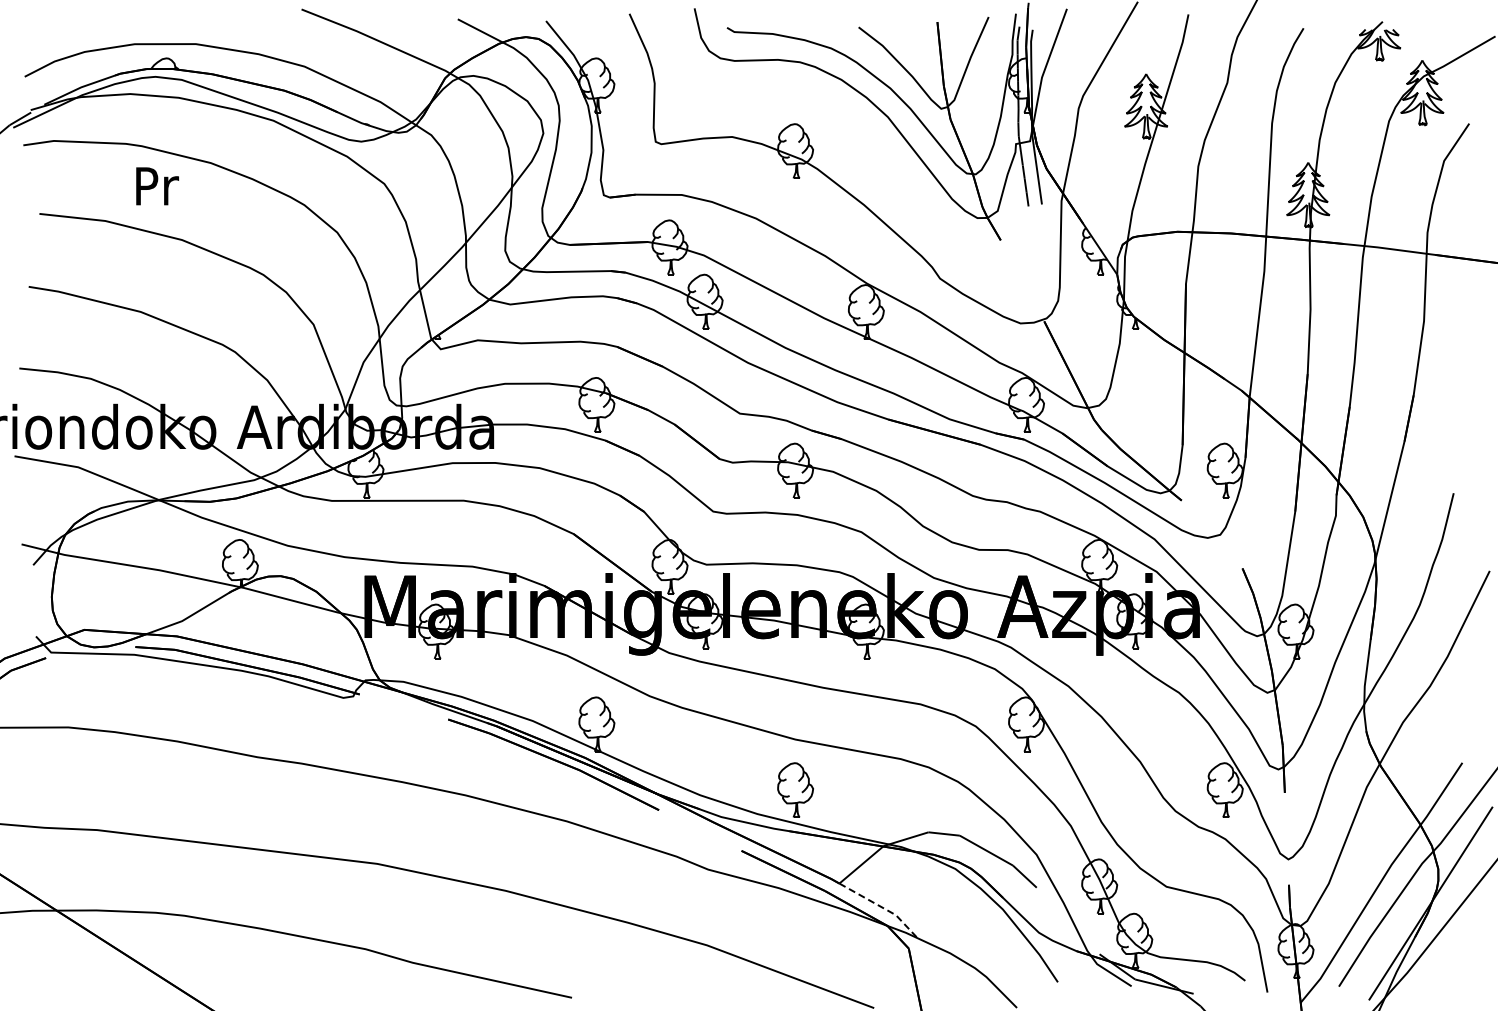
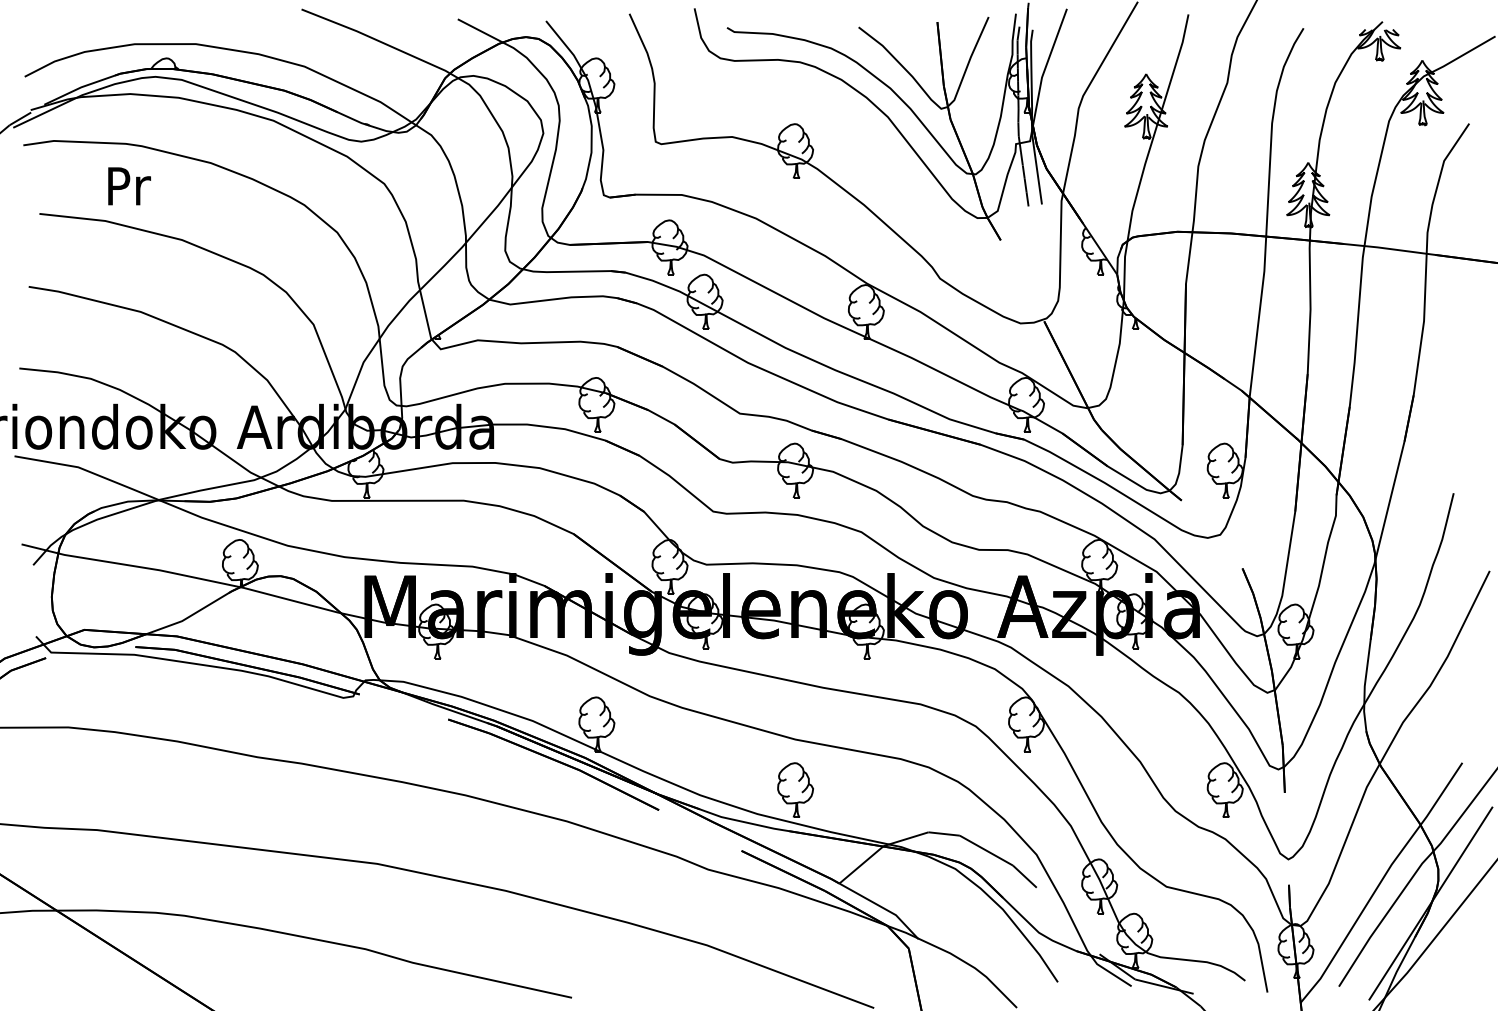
text position: (157, 186) -> (129, 186) (129, 186)
line: dashed -> solid (882, 907)
